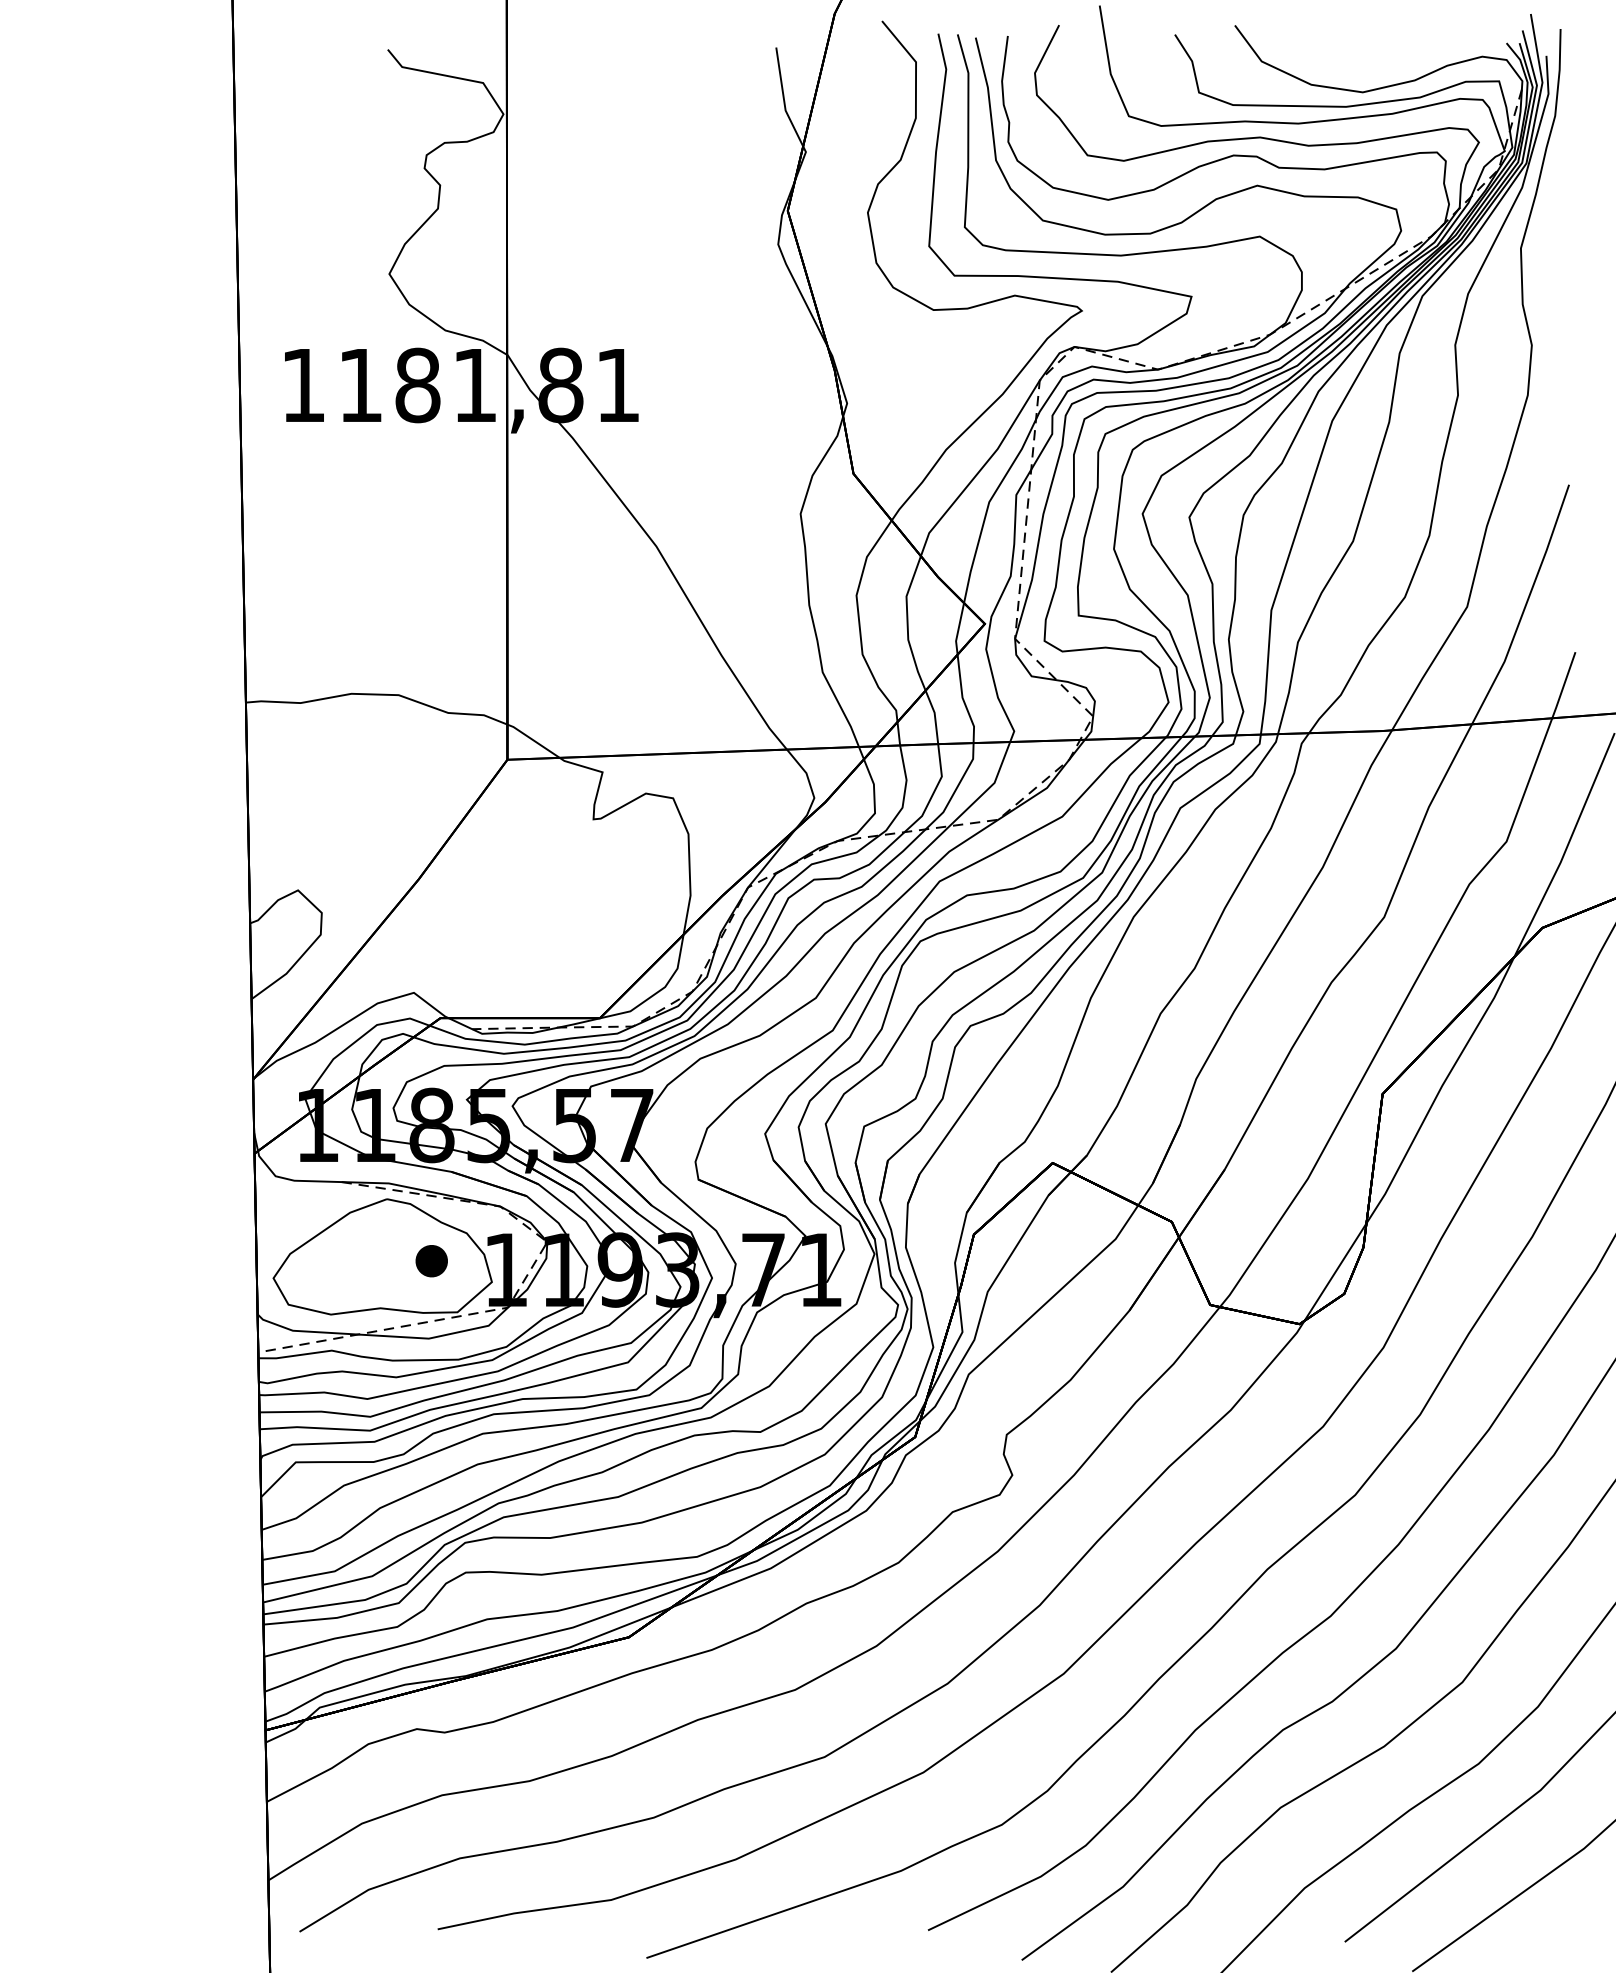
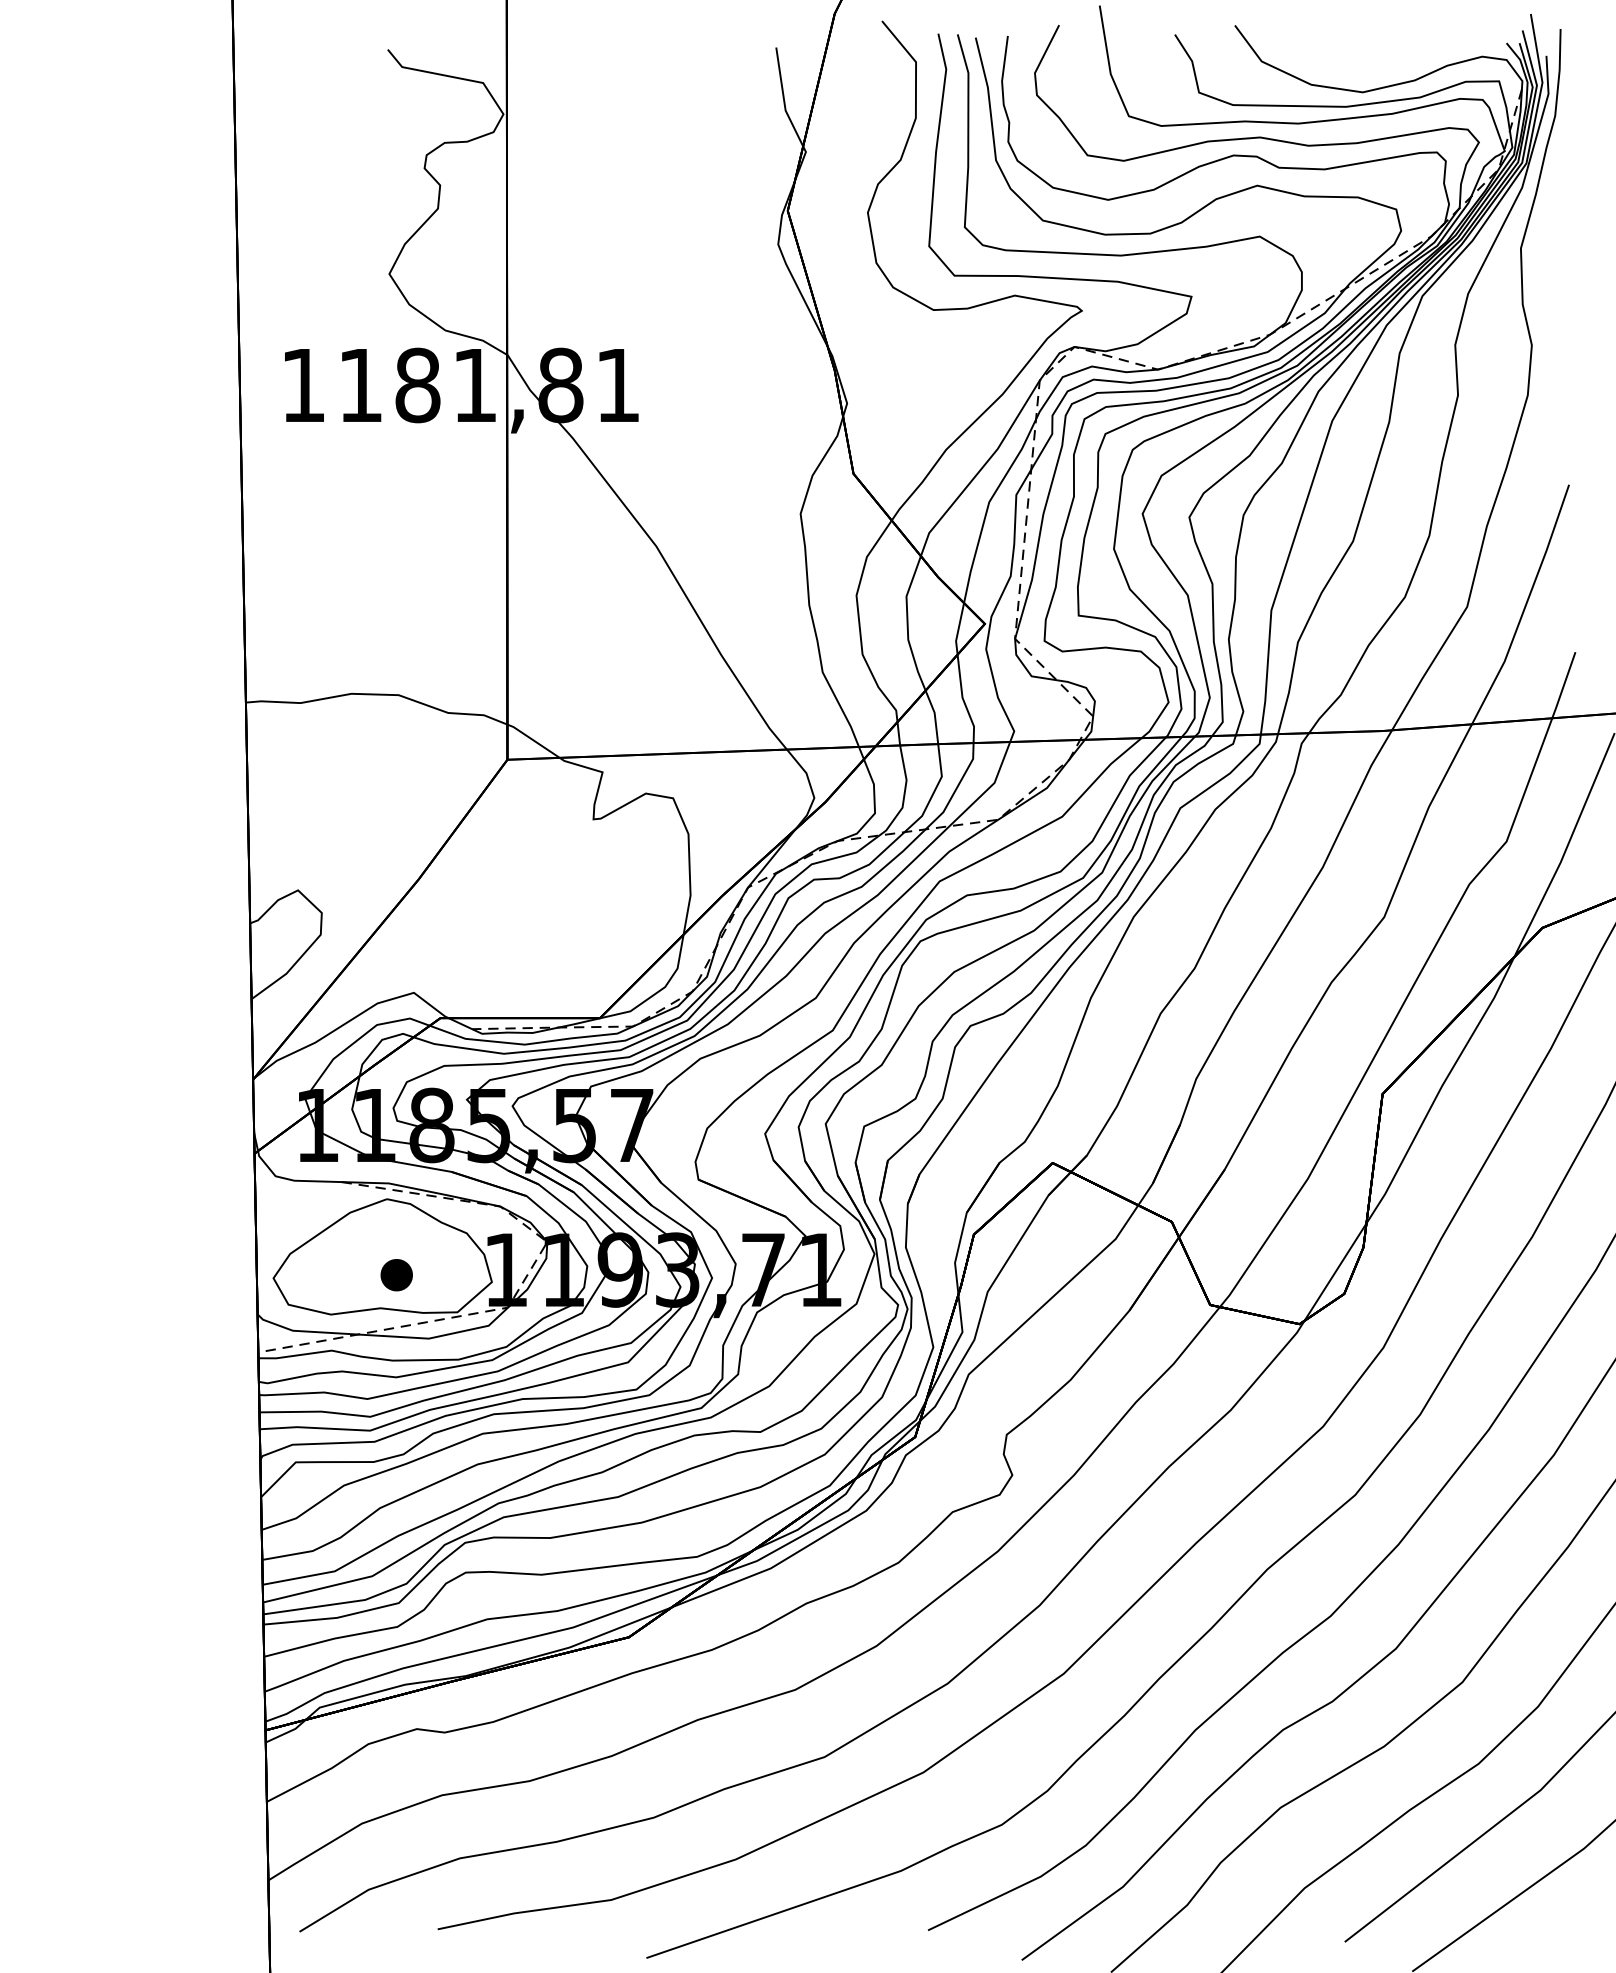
part position: (431, 1261) -> (396, 1275) (396, 1275)
